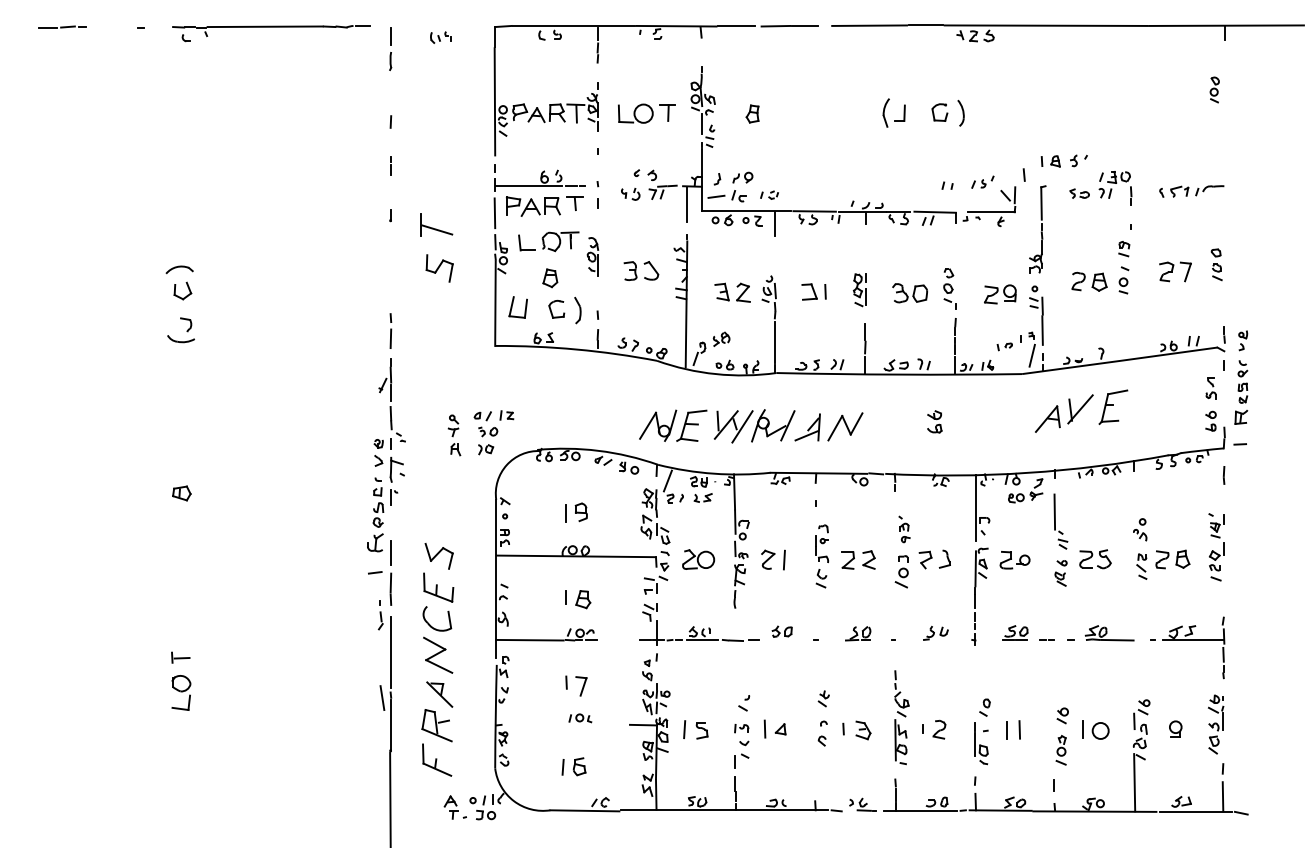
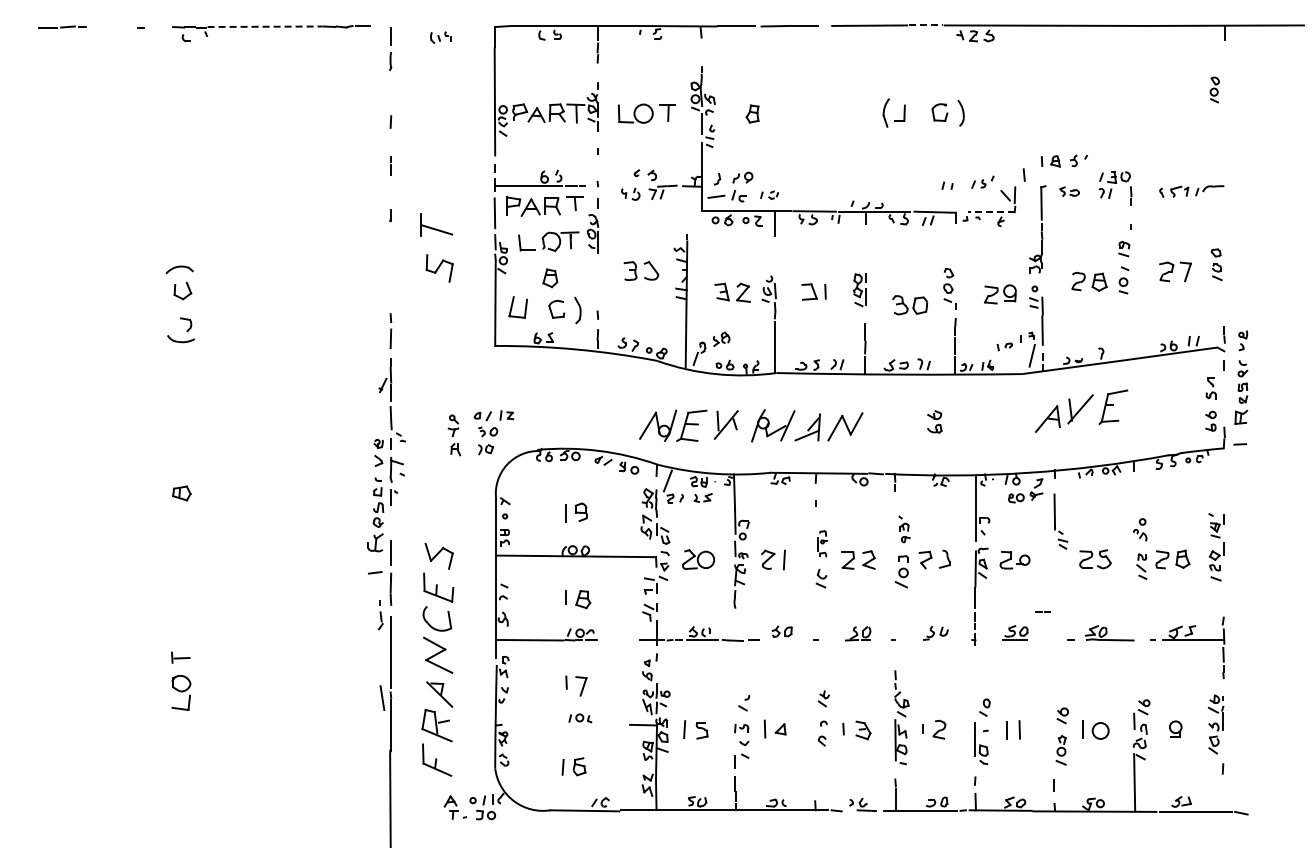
line: solid -> dashed (926, 25)
line: solid -> dashed (265, 26)
part position: (1079, 193) -> (1069, 191) (1069, 191)
line: present -> none (687, 203)
line: solid -> dashed (990, 212)
part position: (592, 256) -> (592, 233) (592, 233)
part position: (909, 293) -> (909, 305) (909, 305)
line: present -> none (742, 426)
line: present -> none (1223, 475)
part size: 14x40 px -> 11x28 px (822, 543)
part: present -> none (1060, 573)
line position: (1046, 639) -> (1042, 611) (1042, 611)
line: present -> none (1222, 796)
